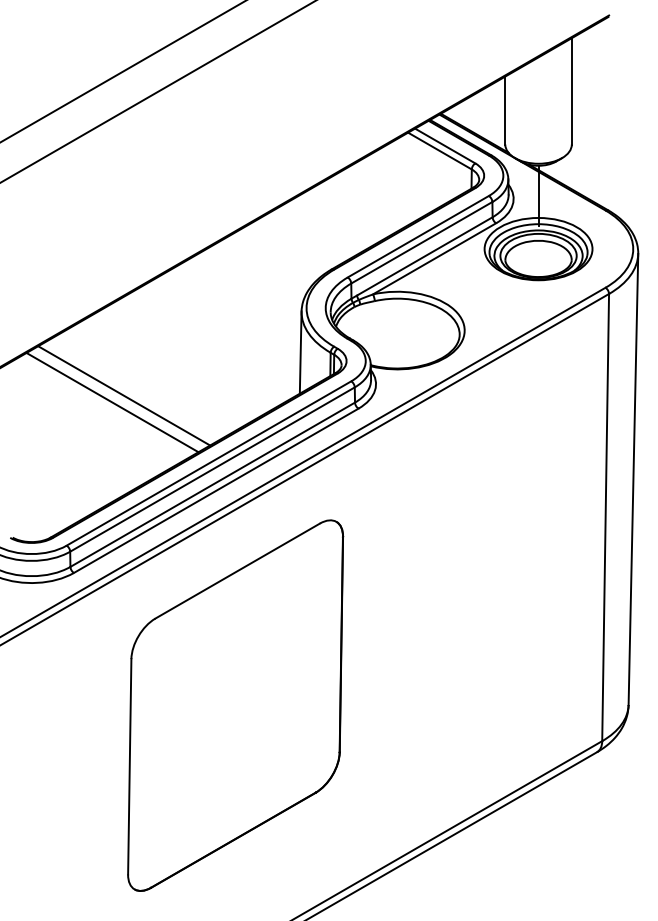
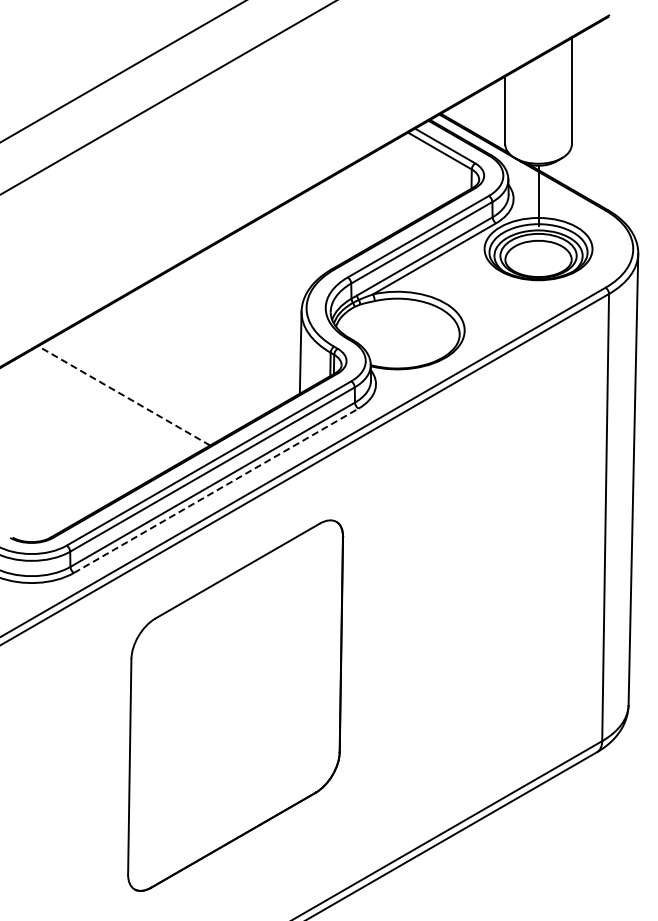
line position: (157, 91) -> (168, 97) (168, 97)
line: solid -> dashed (123, 395)
line: present -> none (112, 402)
line: solid -> dashed (216, 490)
